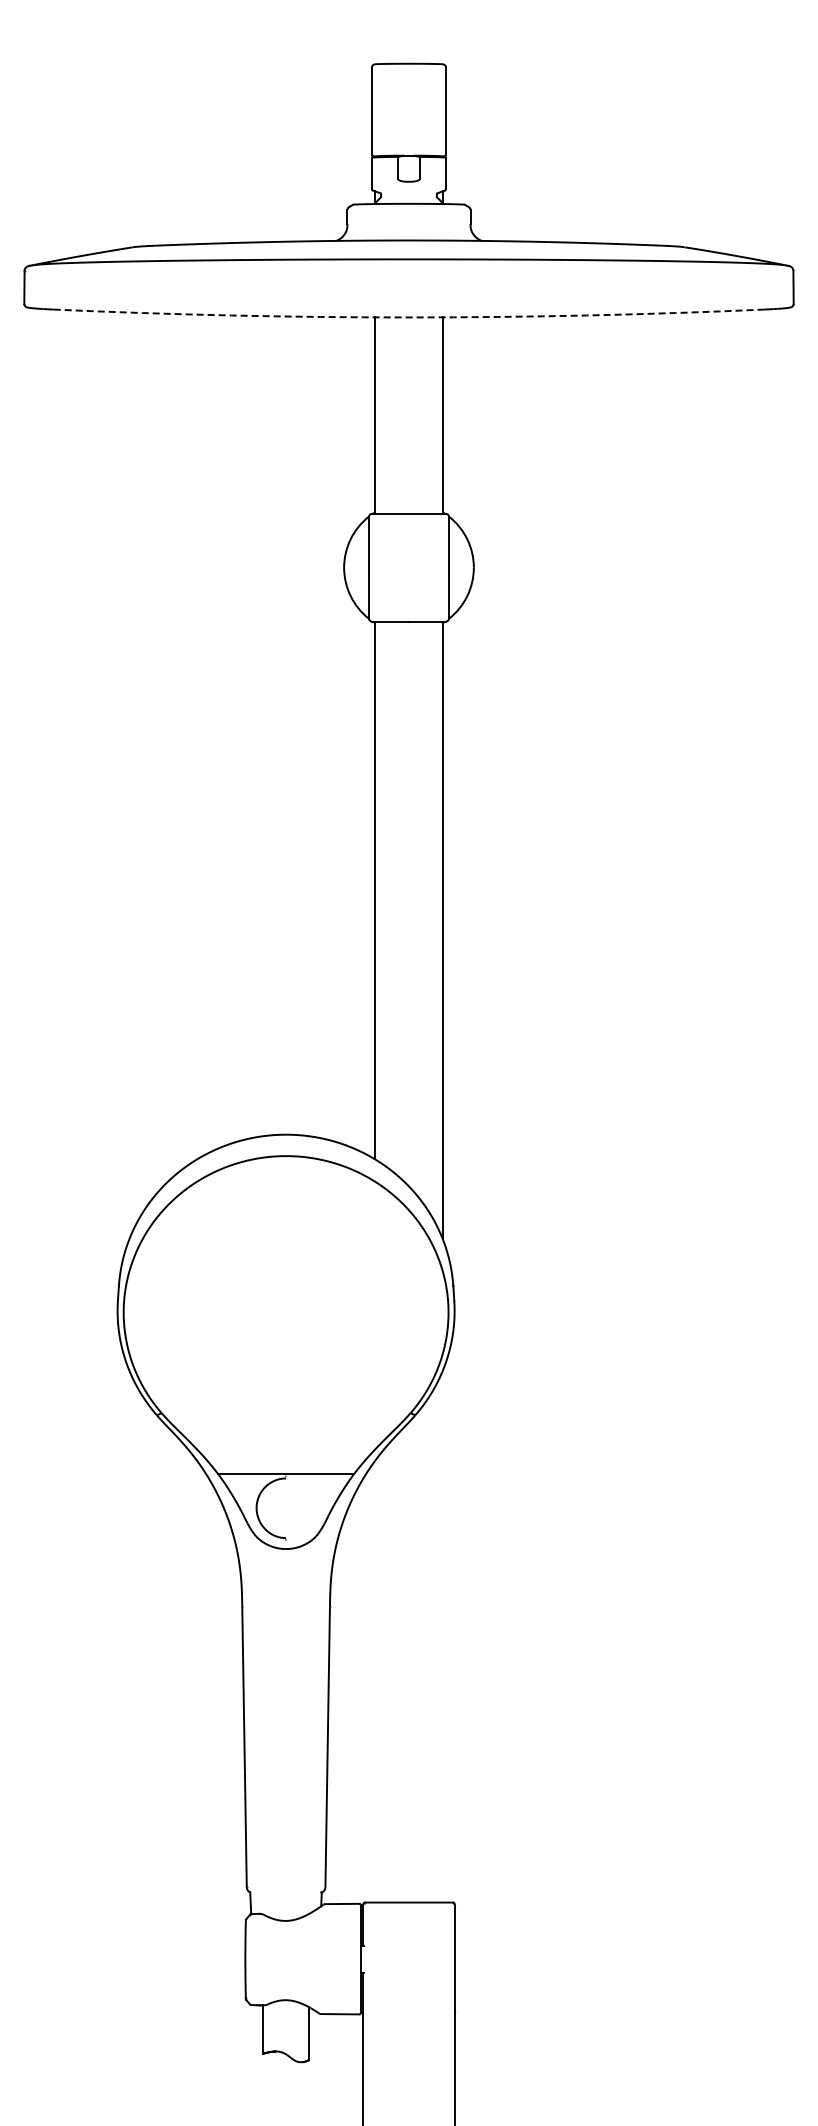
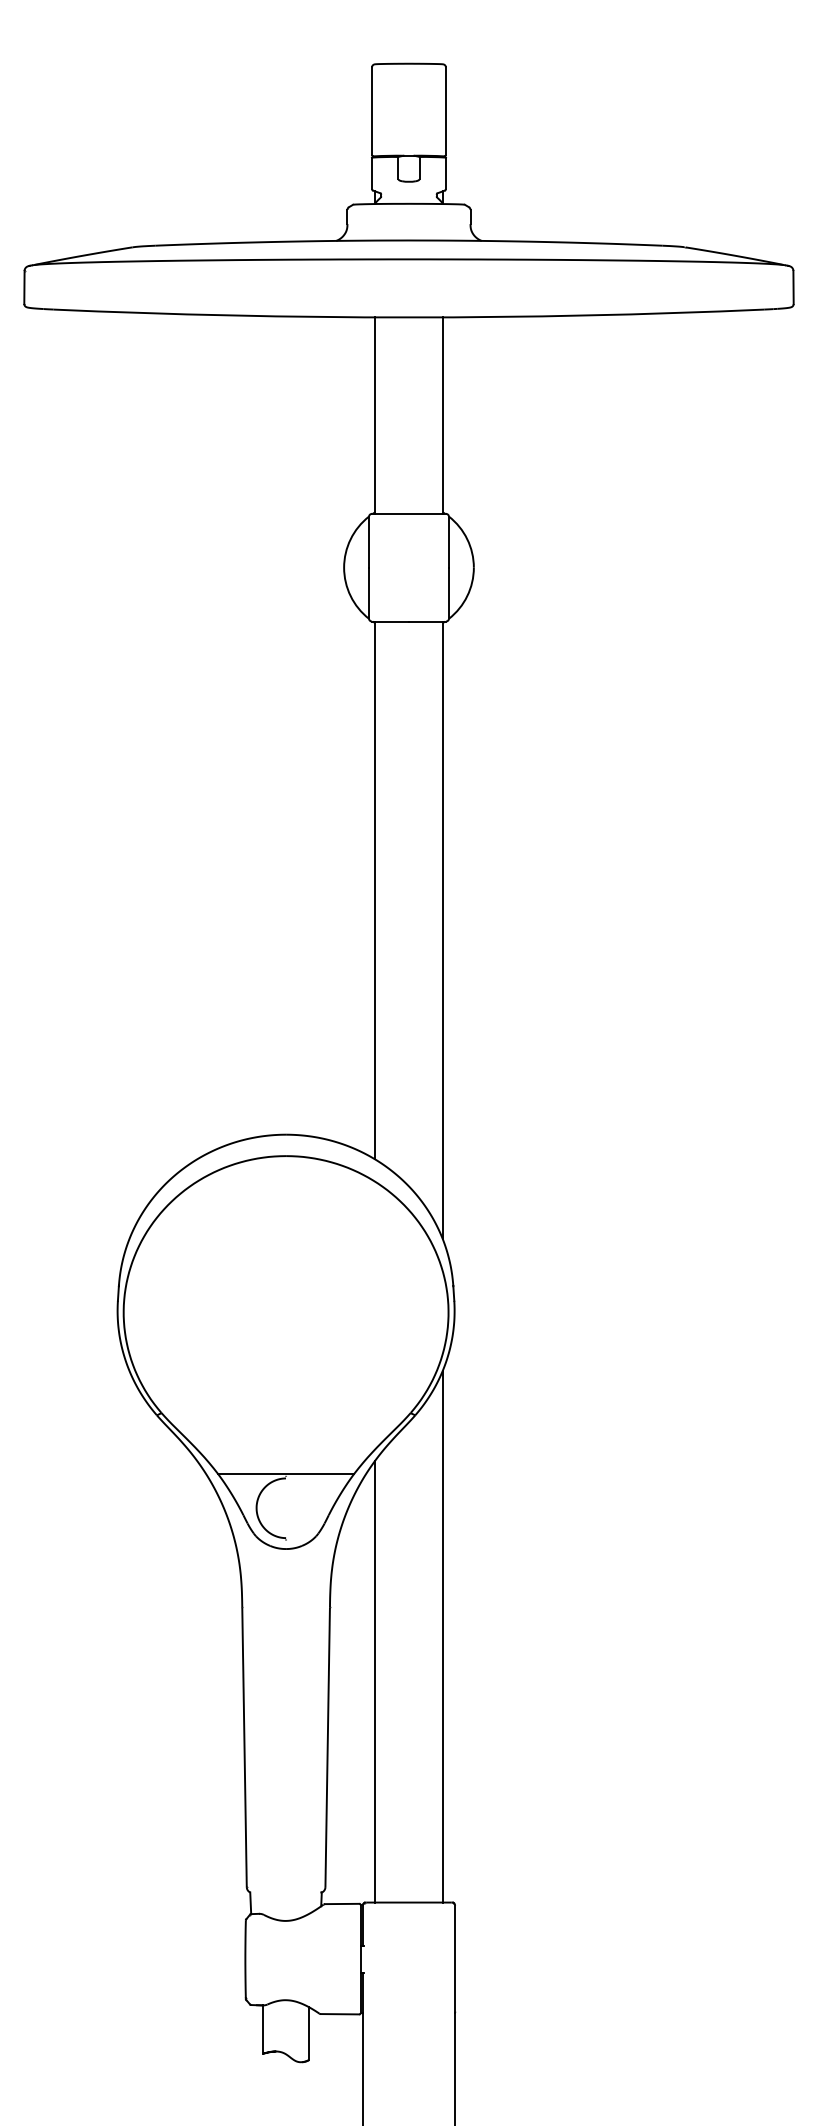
arc: dashed -> solid (409, 317)
line: none -> present (442, 1636)
line: none -> present (375, 1681)
